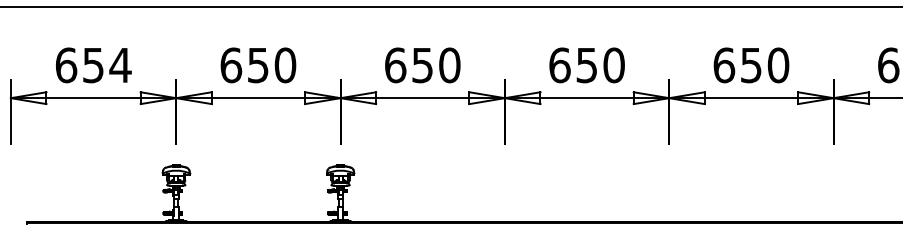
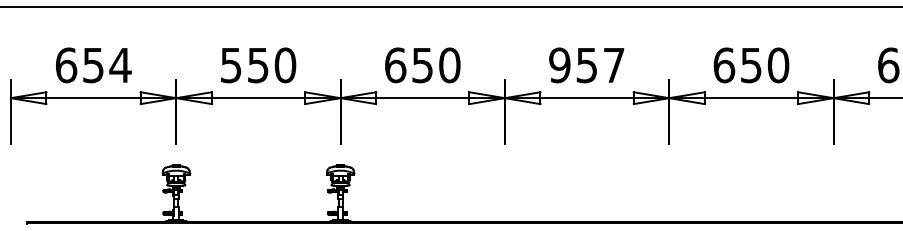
text: 650 -> 550 (231, 65)
text: 650 -> 957 (586, 65)
